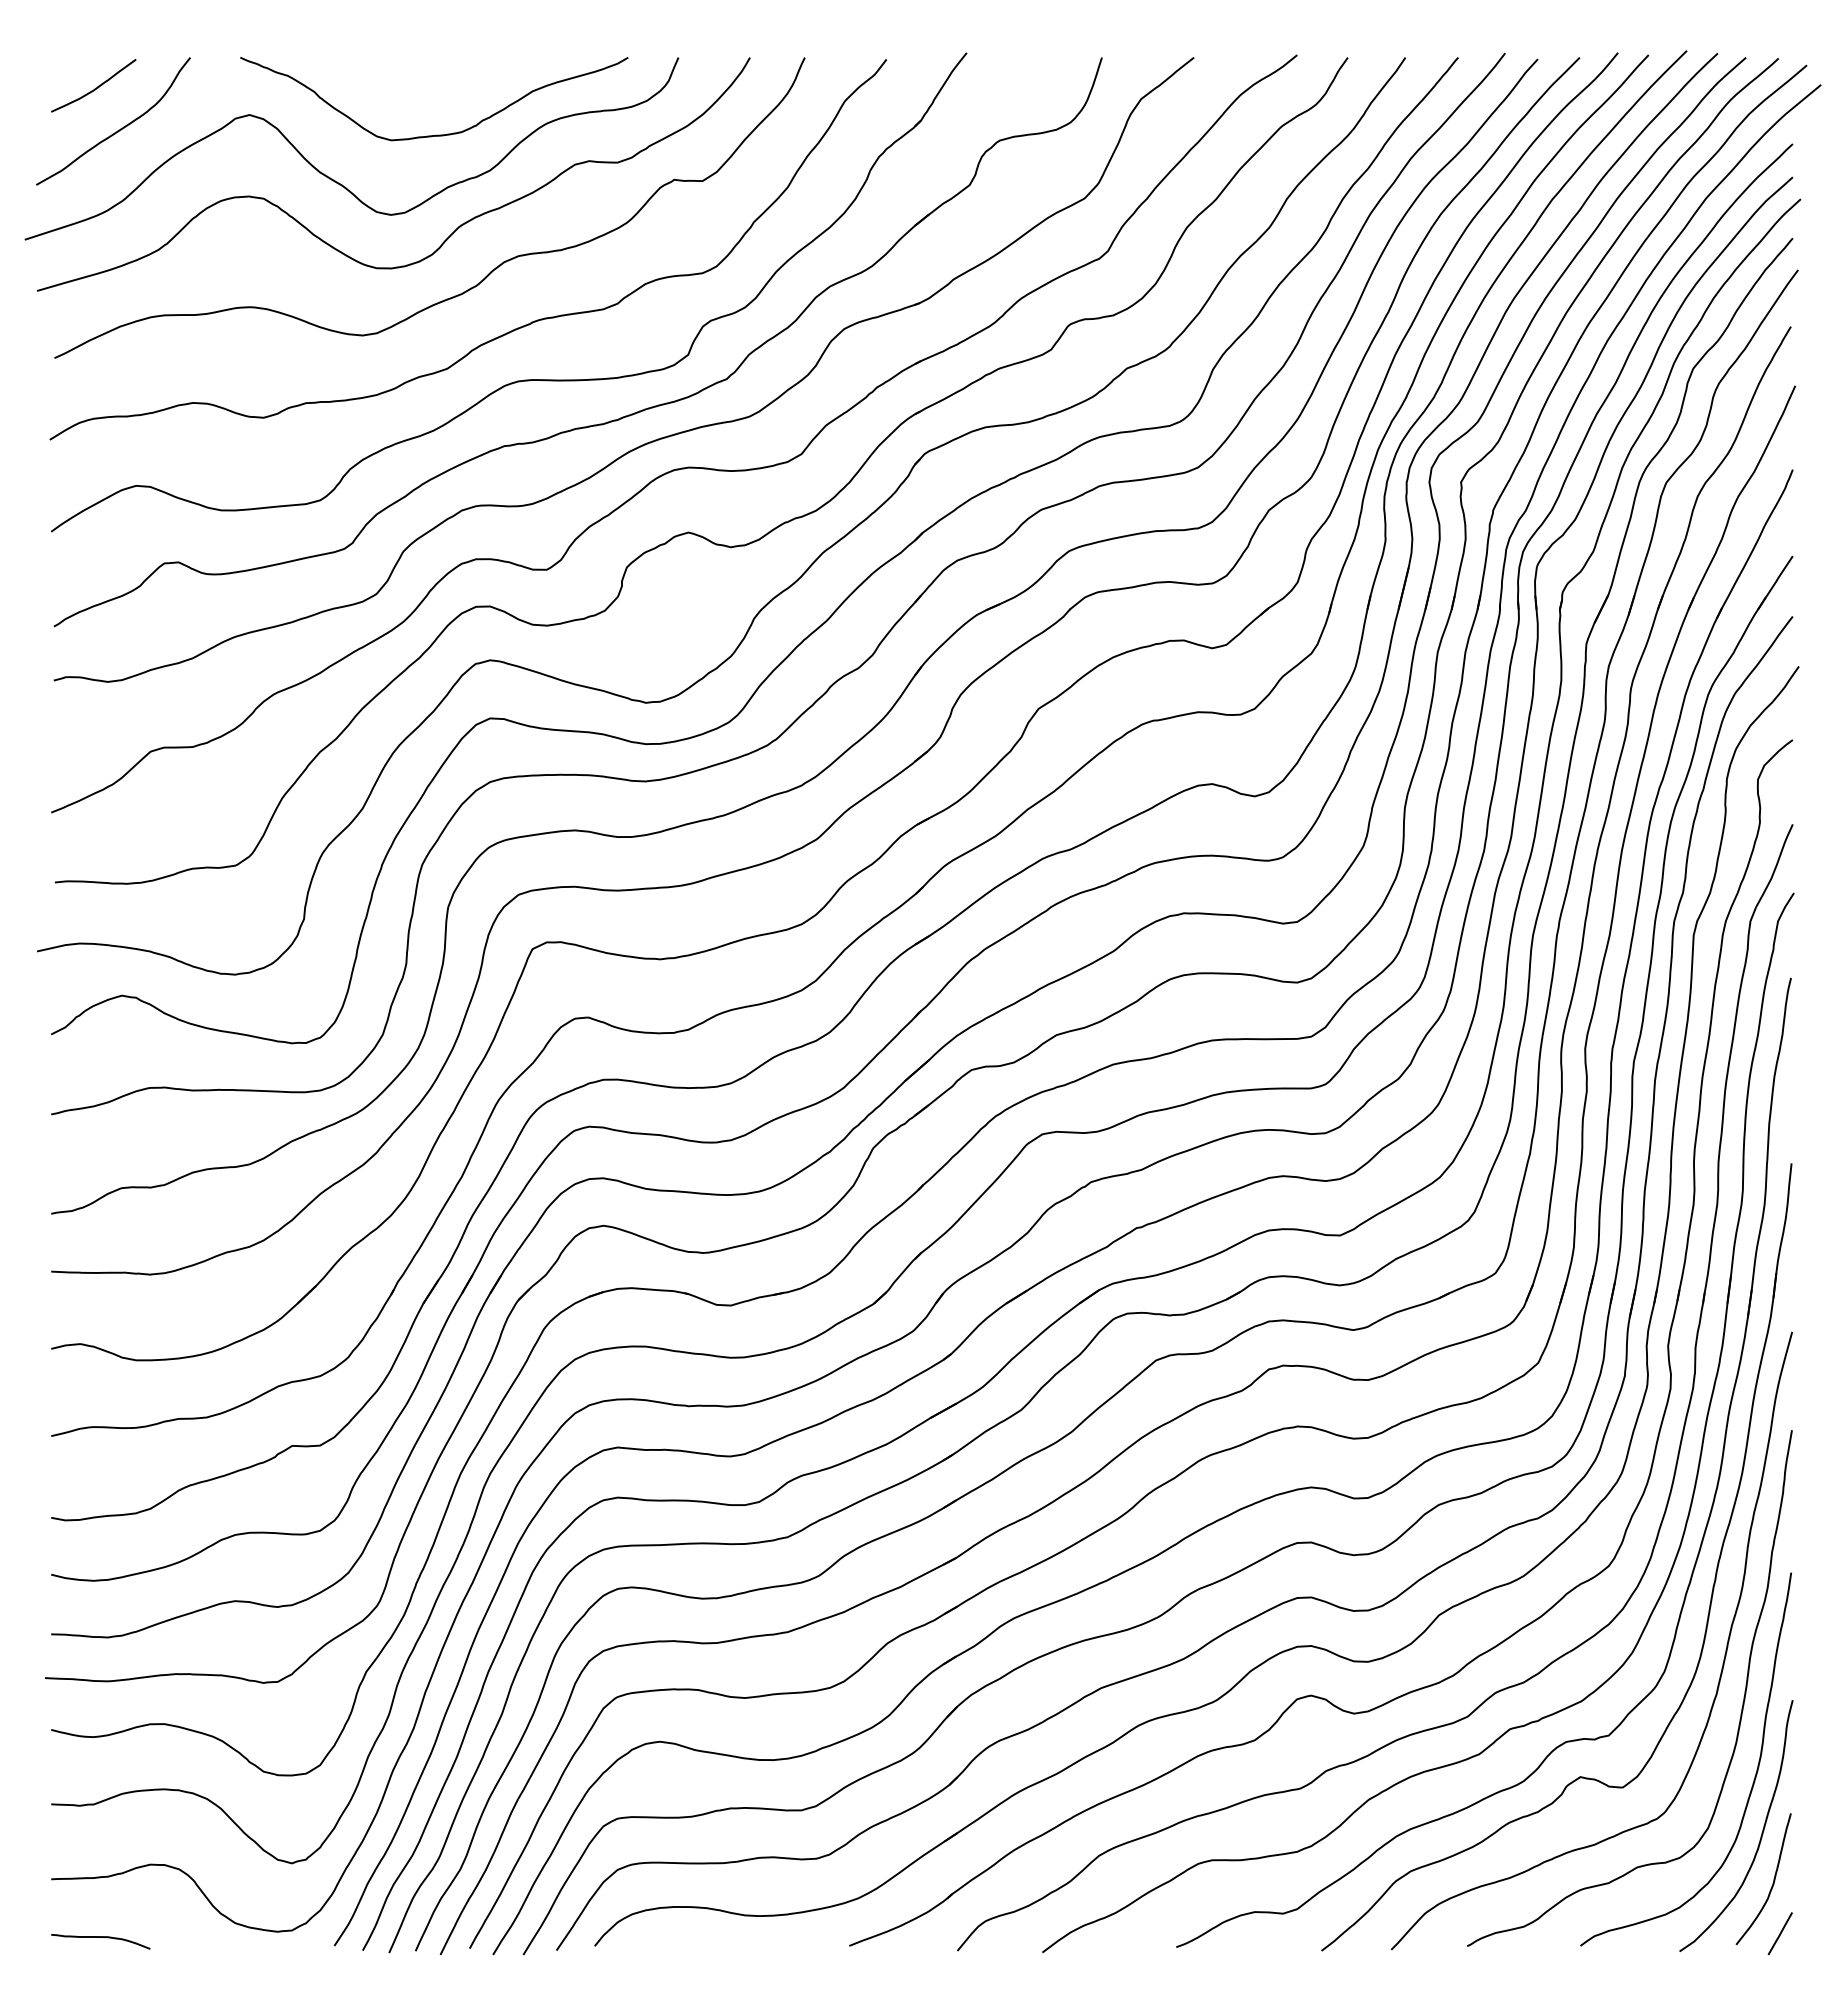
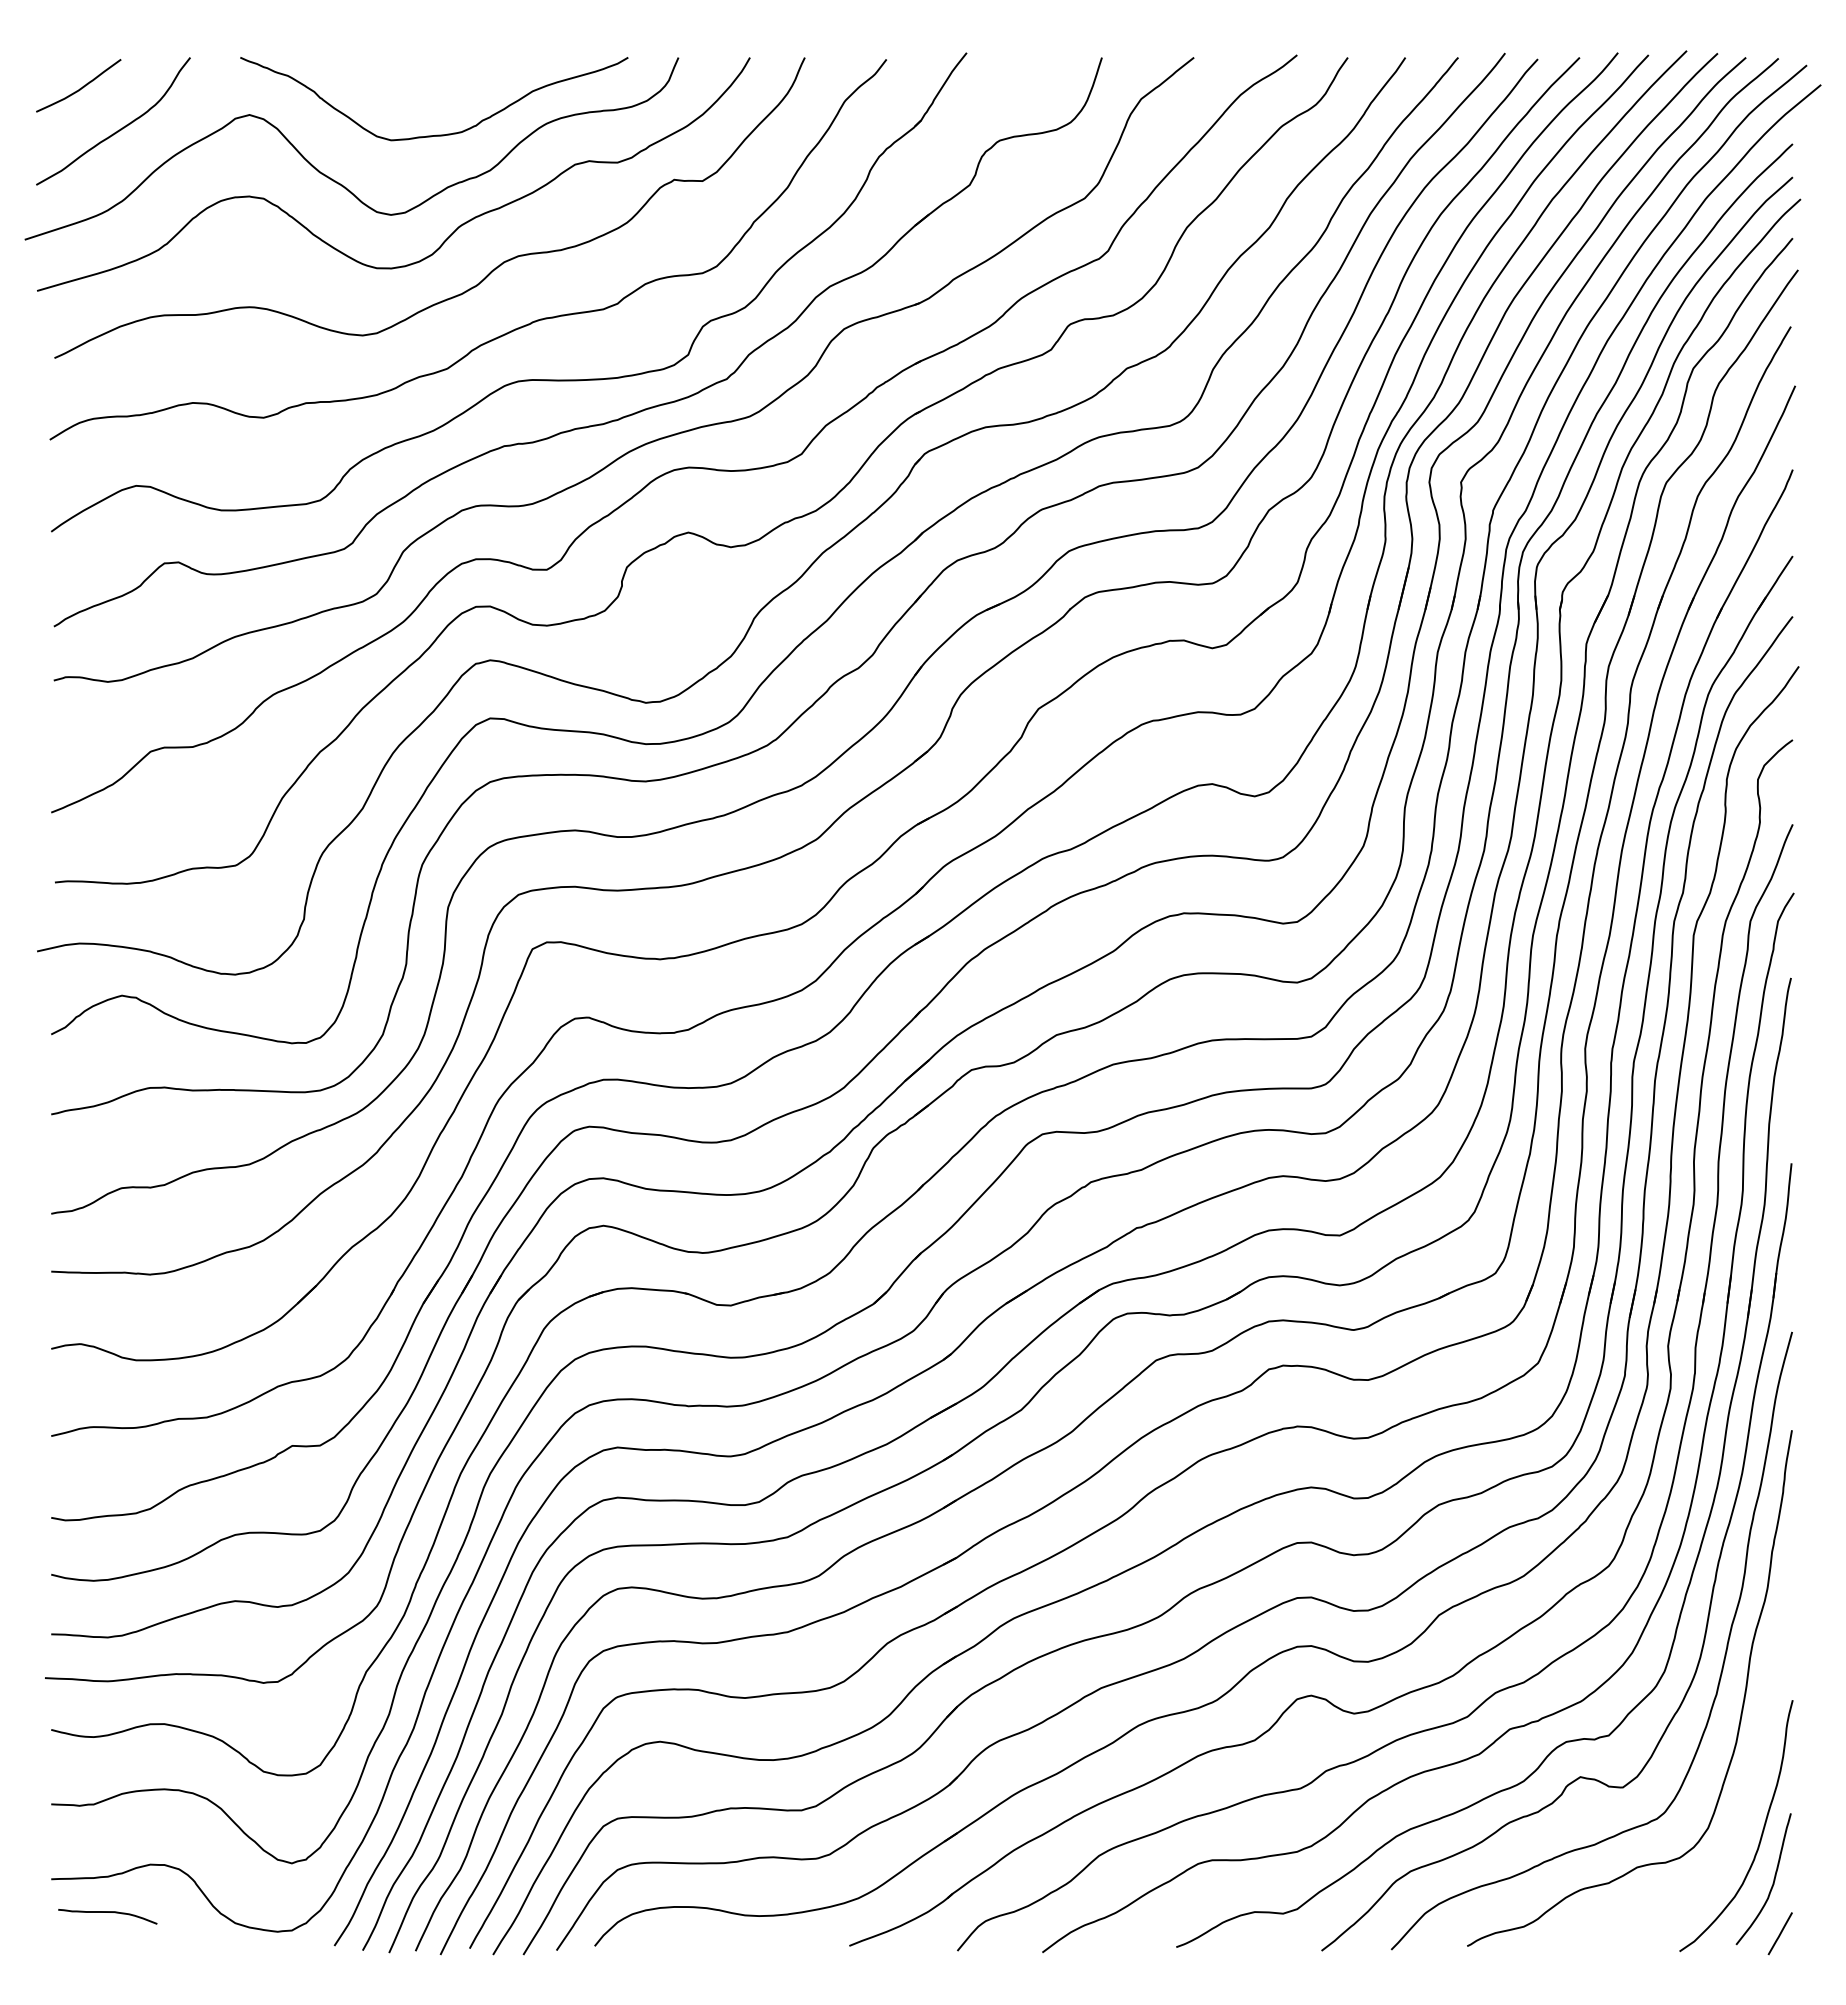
curve position: (94, 88) -> (79, 88) (79, 88)
curve: present -> none (1753, 1779)
curve position: (100, 1937) -> (107, 1912) (107, 1912)
